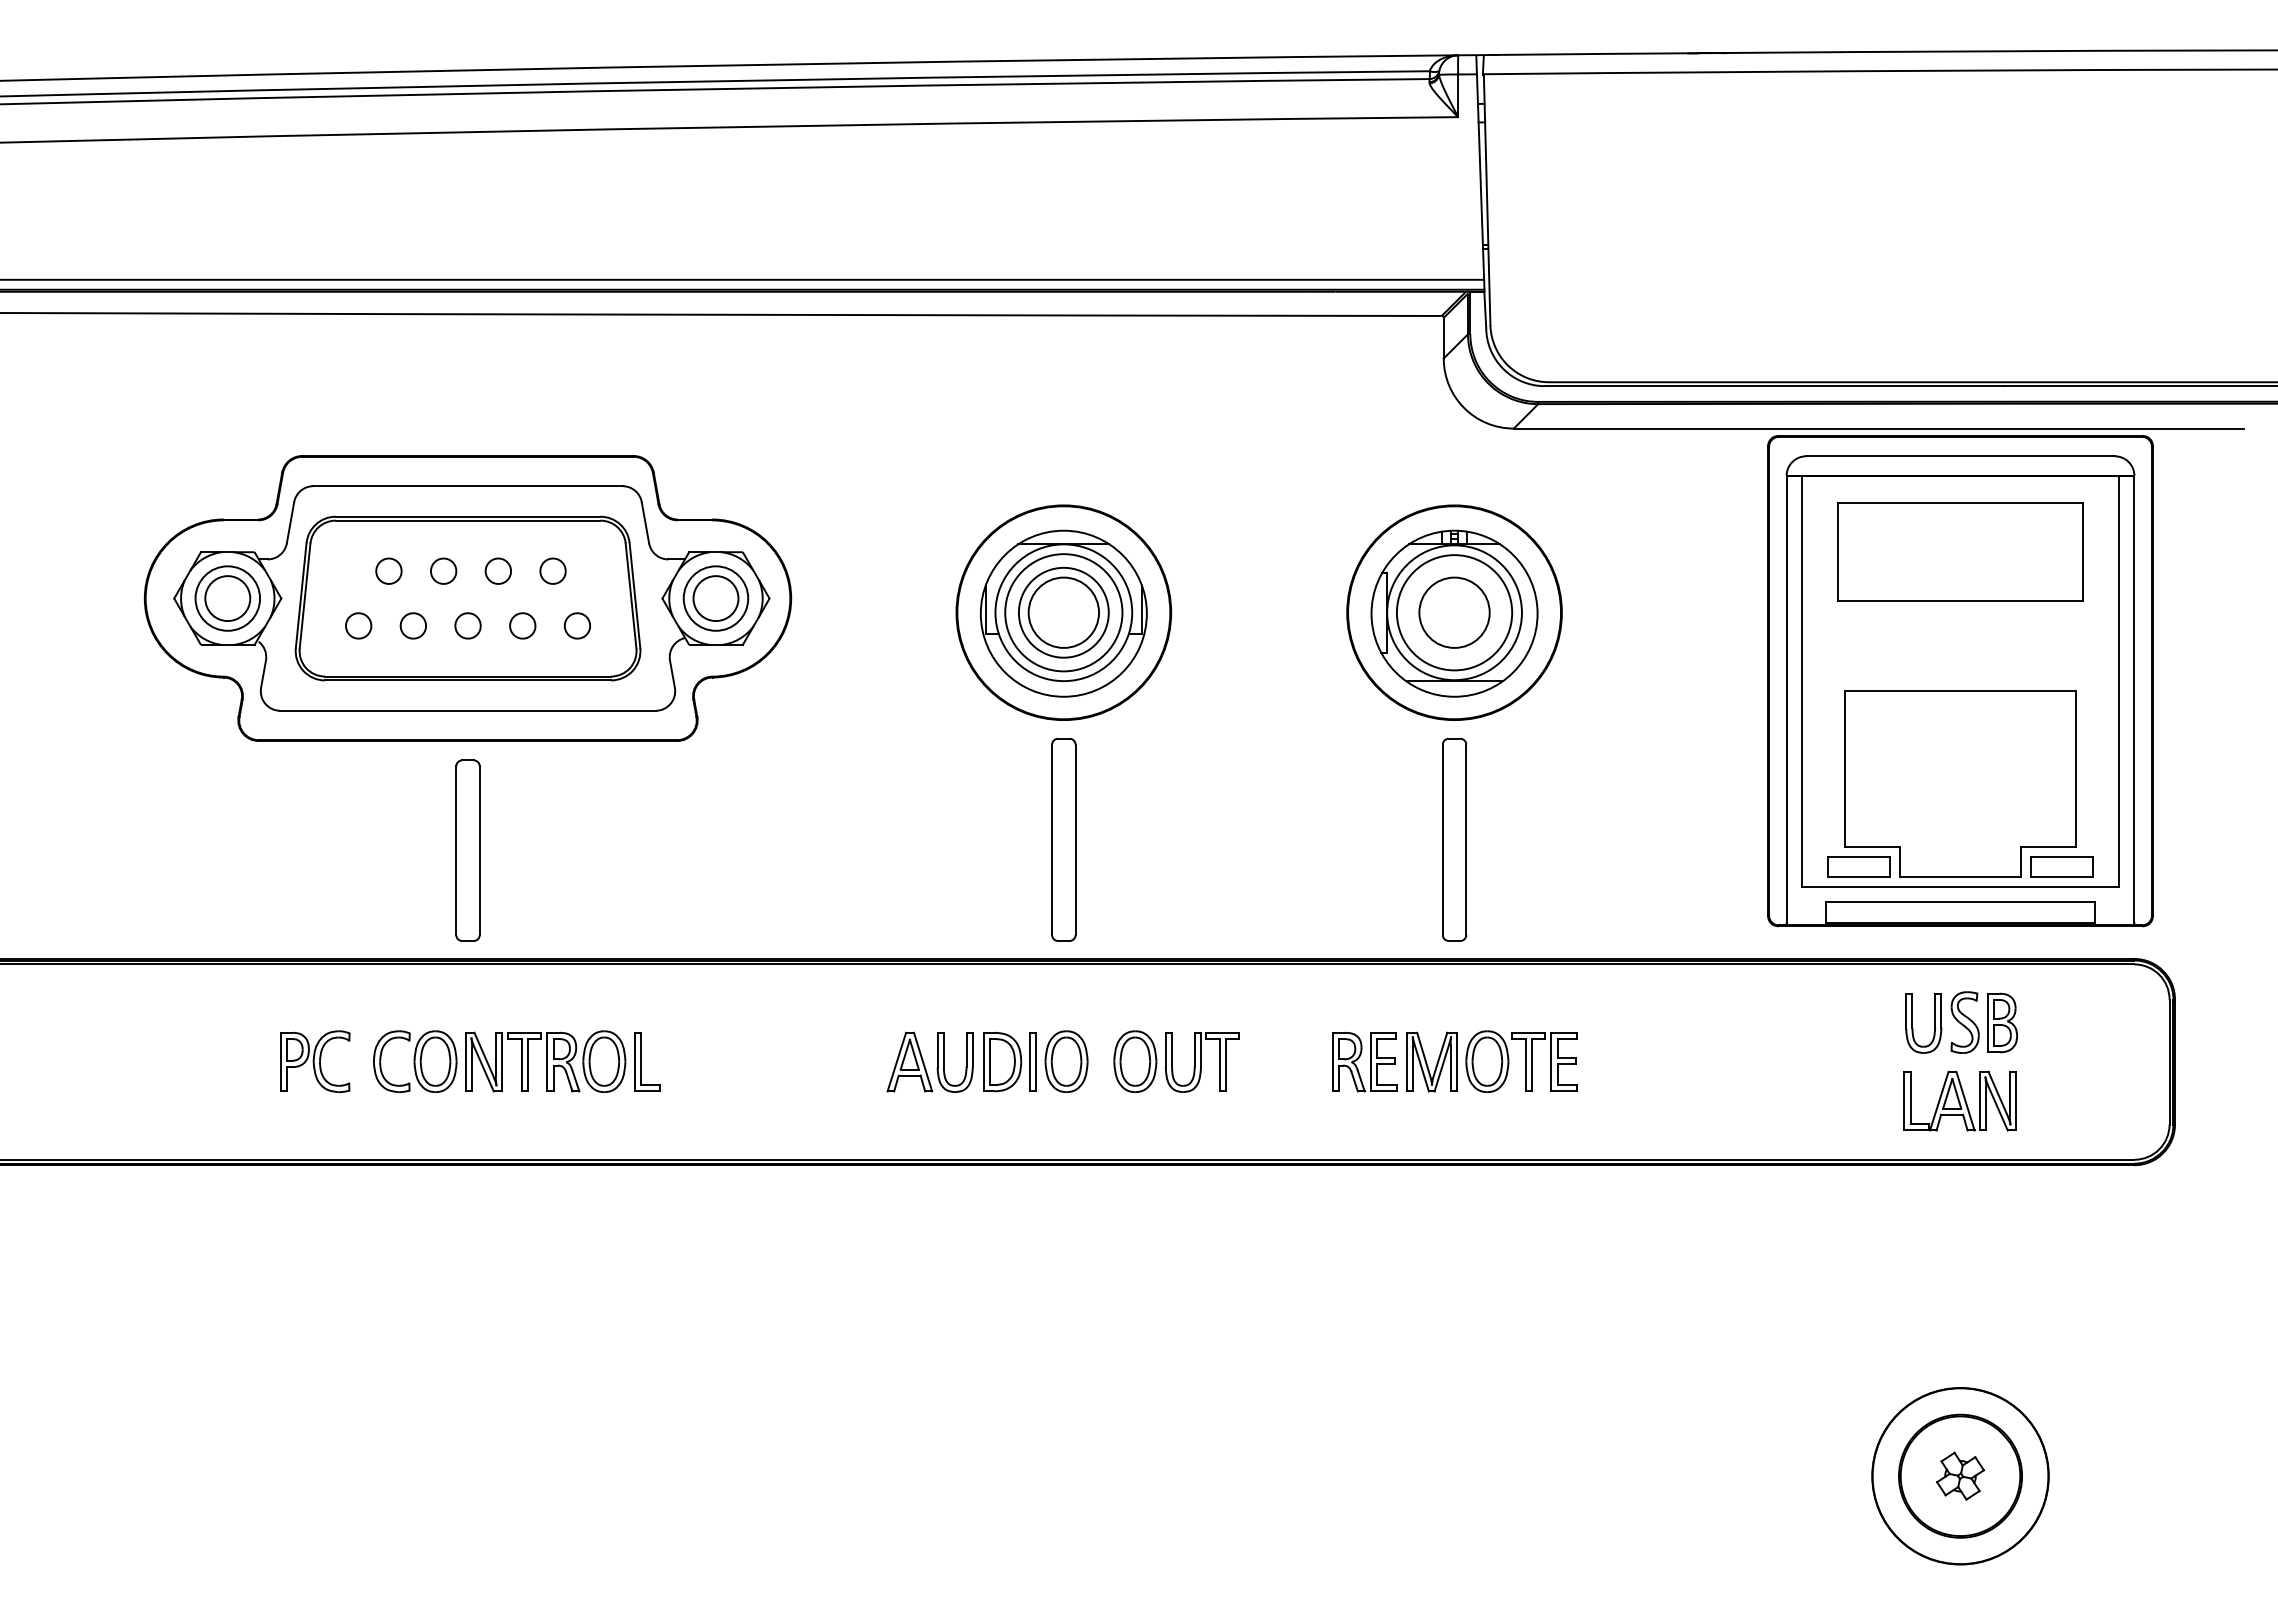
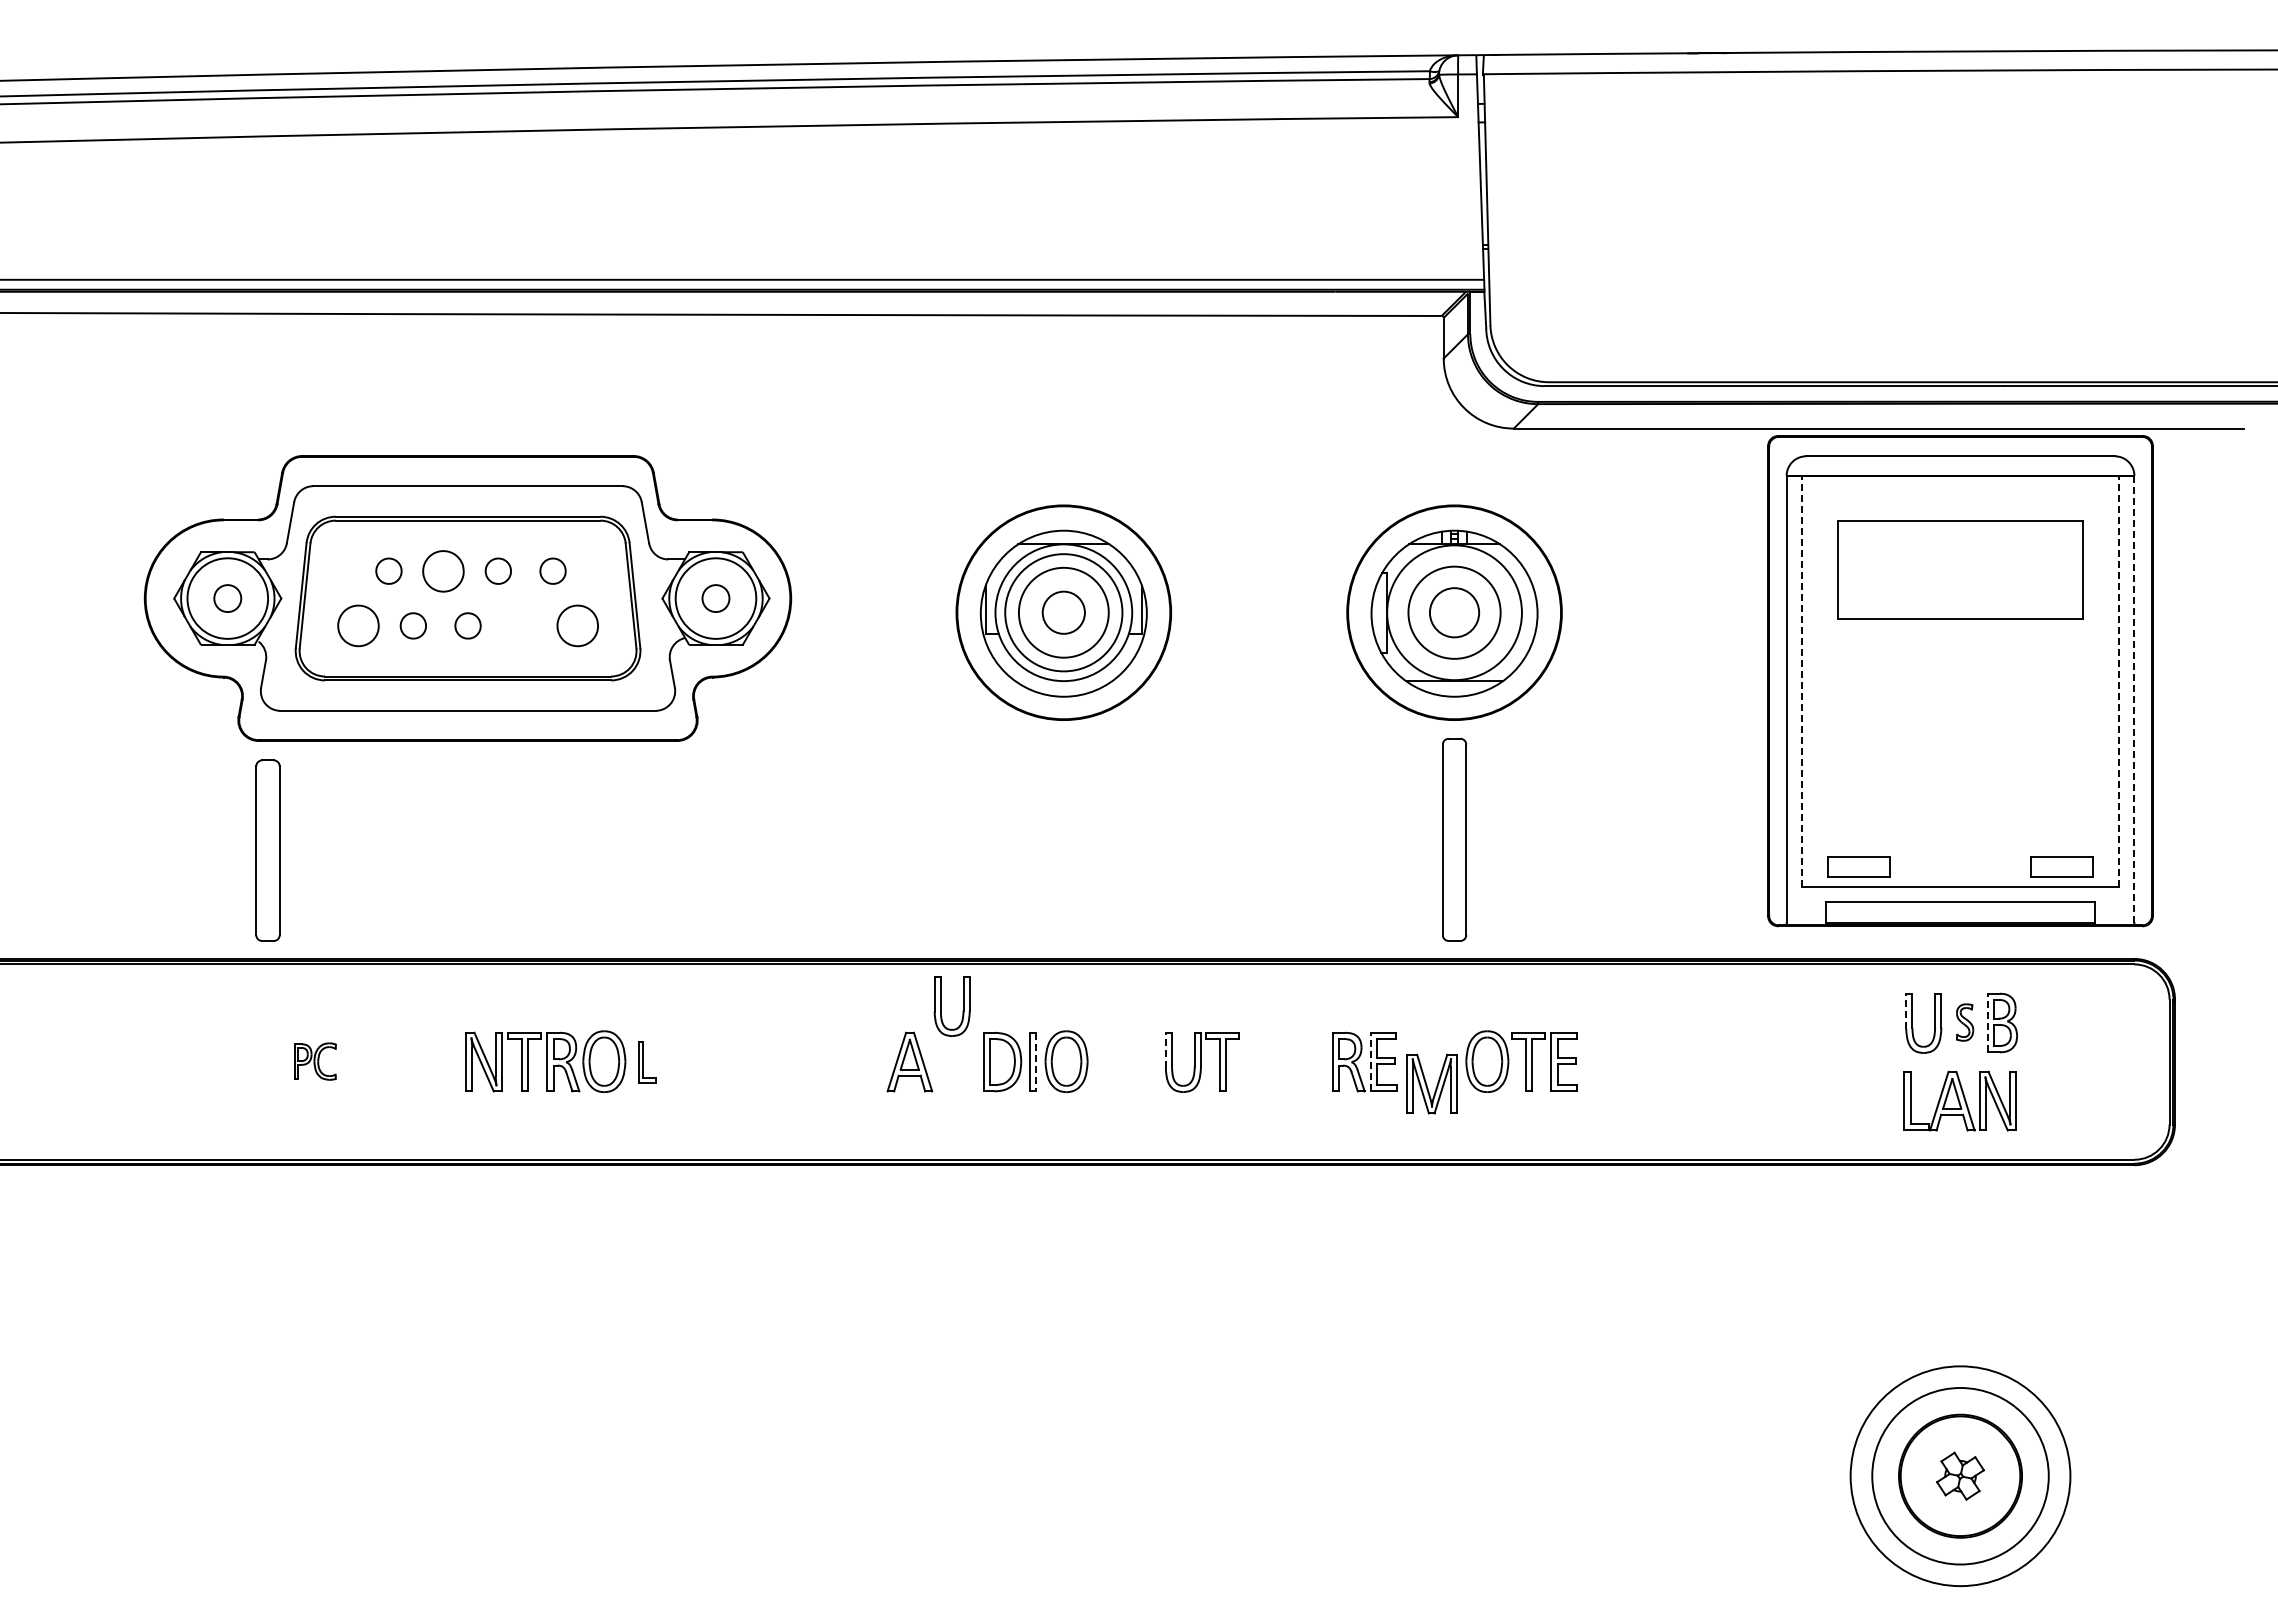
part position: (1960, 551) -> (1960, 569) (1960, 569)
part size: 28x28 px -> 43x43 px (443, 571)
circle diameter: 45 px -> 27 px (227, 598)
circle diameter: 64 px -> 81 px (227, 598)
circle diameter: 45 px -> 27 px (715, 598)
circle diameter: 64 px -> 81 px (715, 598)
circle diameter: 70 px -> 42 px (1063, 612)
circle diameter: 115 px -> 92 px (1454, 612)
circle diameter: 70 px -> 49 px (1454, 612)
part size: 28x28 px -> 43x44 px (358, 625)
part: present -> none (522, 625)
part size: 28x28 px -> 43x44 px (577, 625)
line: solid -> dashed (1802, 681)
line: solid -> dashed (2118, 681)
line: solid -> dashed (2134, 699)
part: present -> none (1960, 783)
part: present -> none (1063, 839)
part position: (467, 850) -> (267, 850) (267, 850)
line: solid -> dashed (1906, 1010)
part size: 30x63 px -> 19x39 px (1965, 1022)
line: solid -> dashed (1987, 1022)
line: solid -> dashed (1165, 1049)
part size: 71x63 px -> 43x39 px (315, 1061)
part: present -> none (415, 1061)
part size: 27x60 px -> 19x43 px (647, 1062)
part: present -> none (1135, 1061)
line: solid -> dashed (1370, 1061)
part position: (1431, 1061) -> (1431, 1083) (1431, 1083)
part position: (944, 1062) -> (941, 1006) (941, 1006)
line: solid -> dashed (1036, 1062)
circle diameter: 176 px -> 220 px (1960, 1476)
